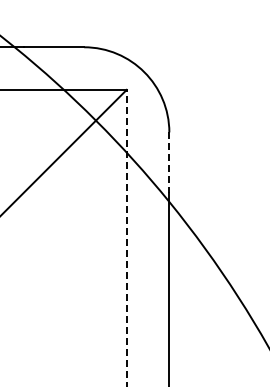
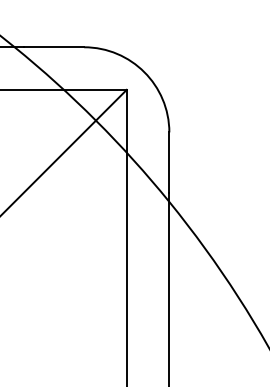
line: dashed -> solid (169, 163)
line: dashed -> solid (126, 237)
